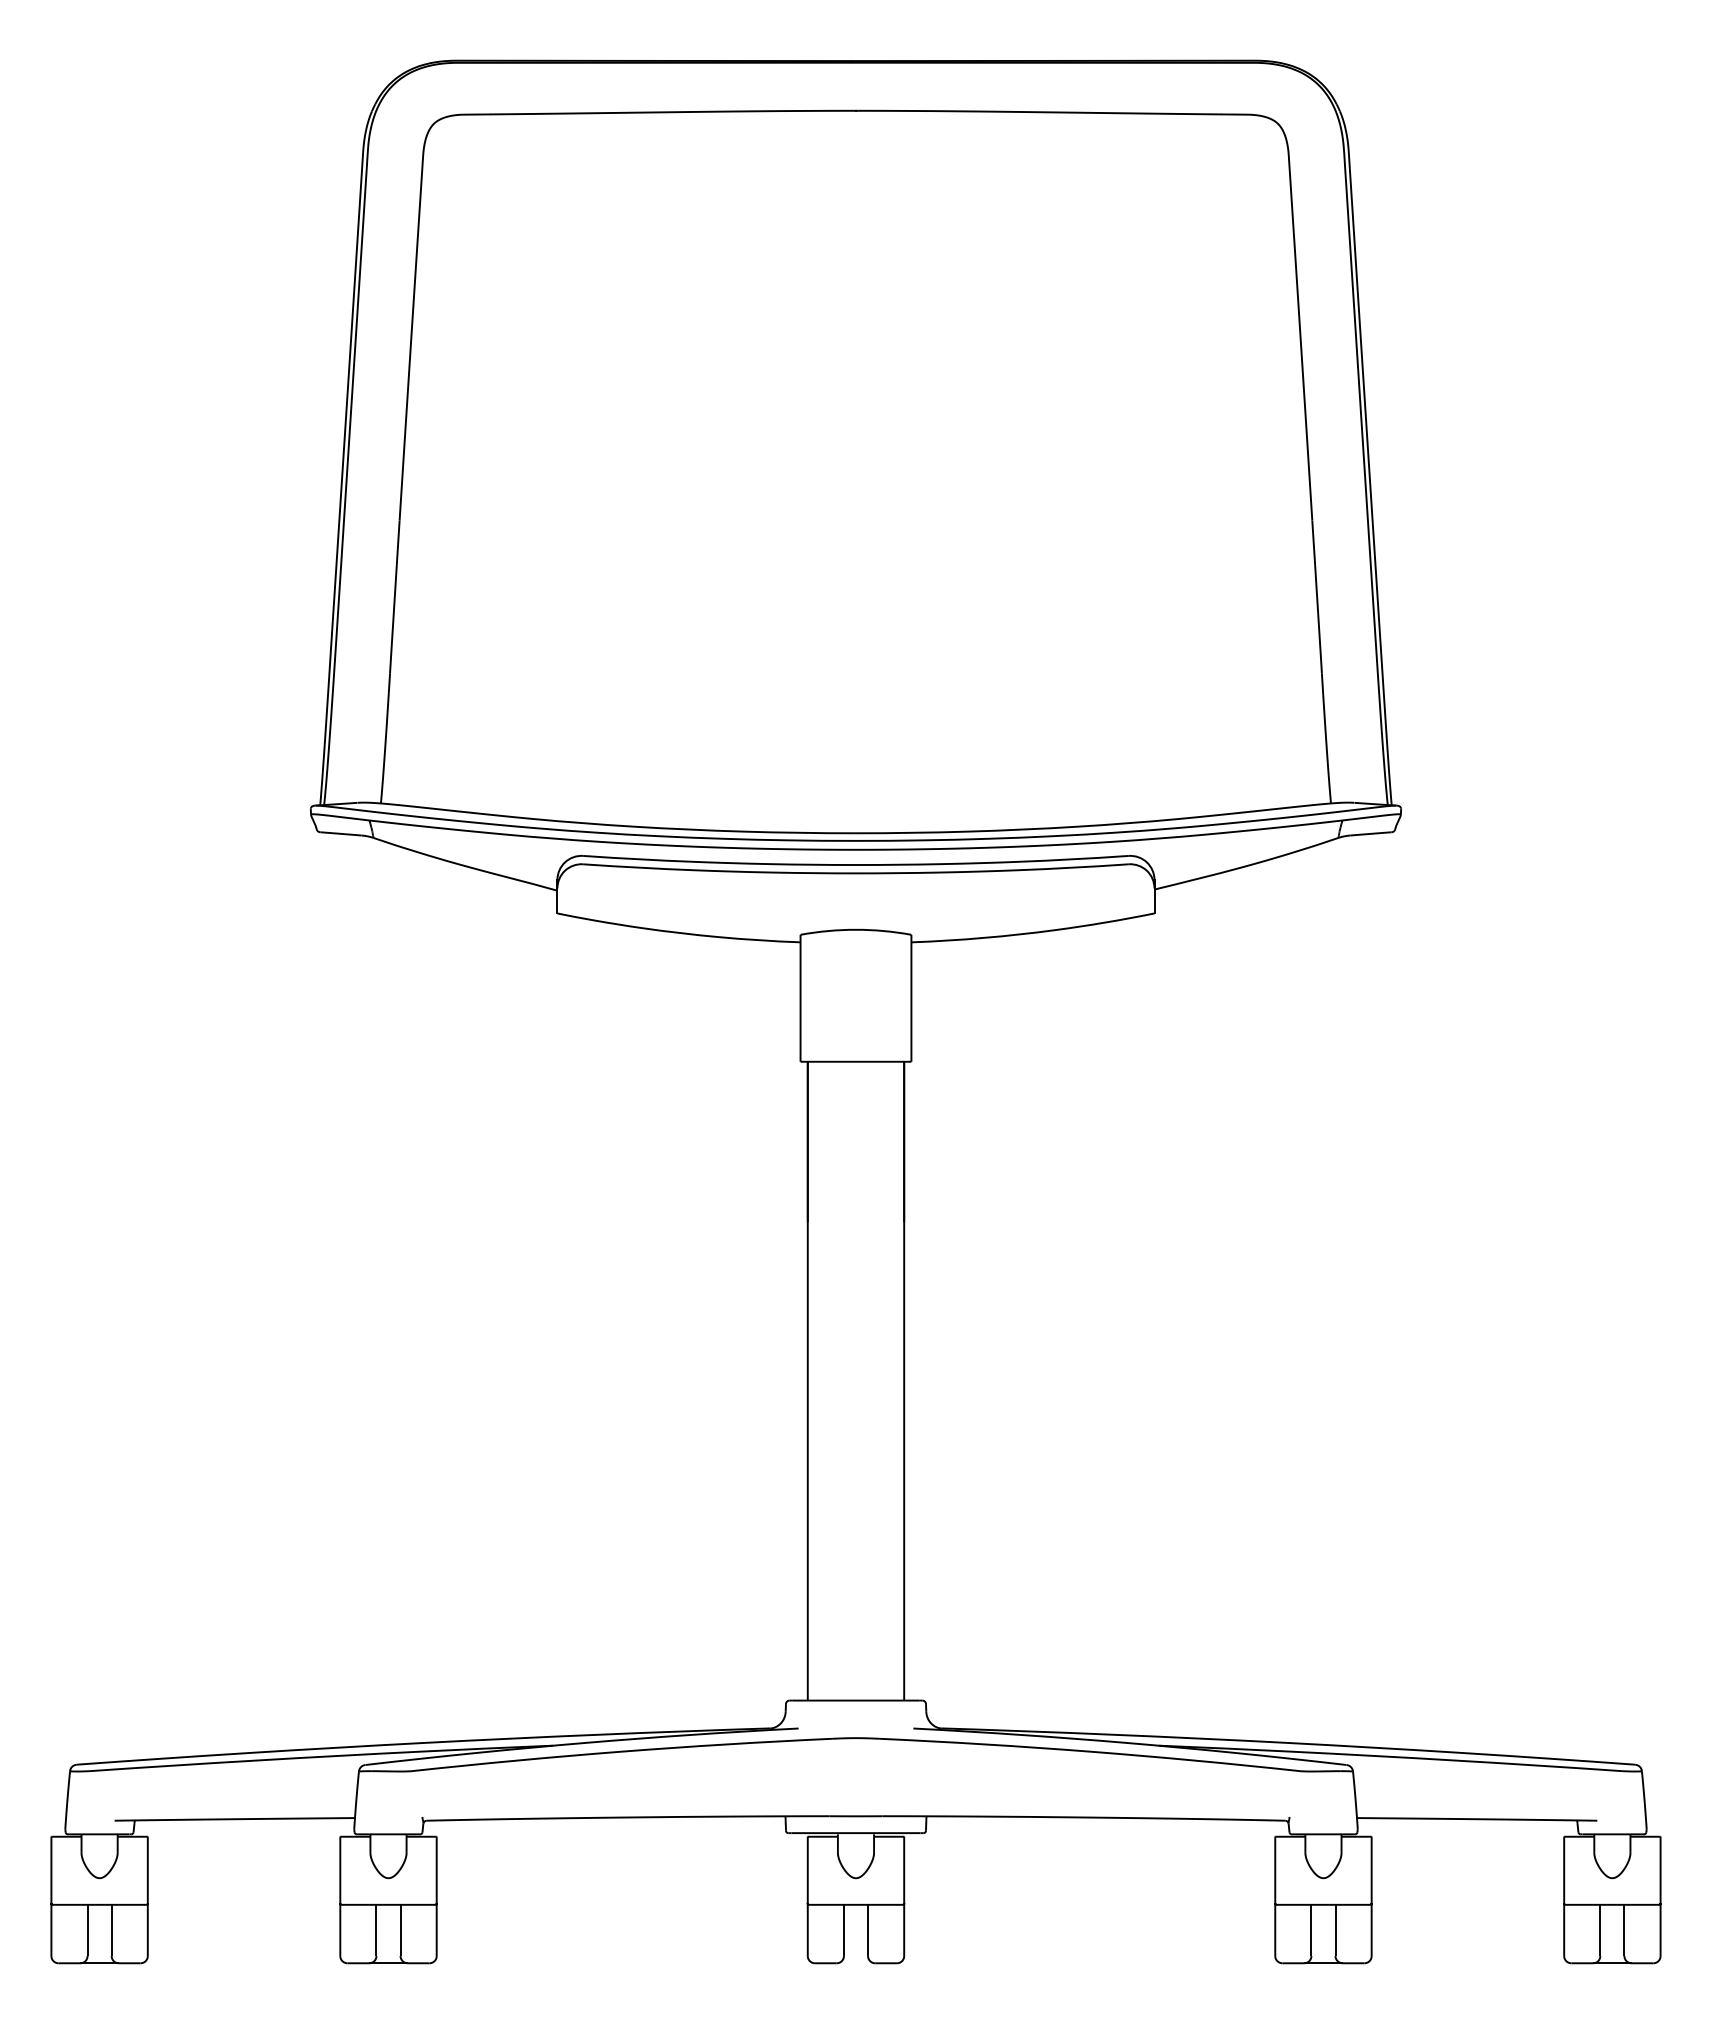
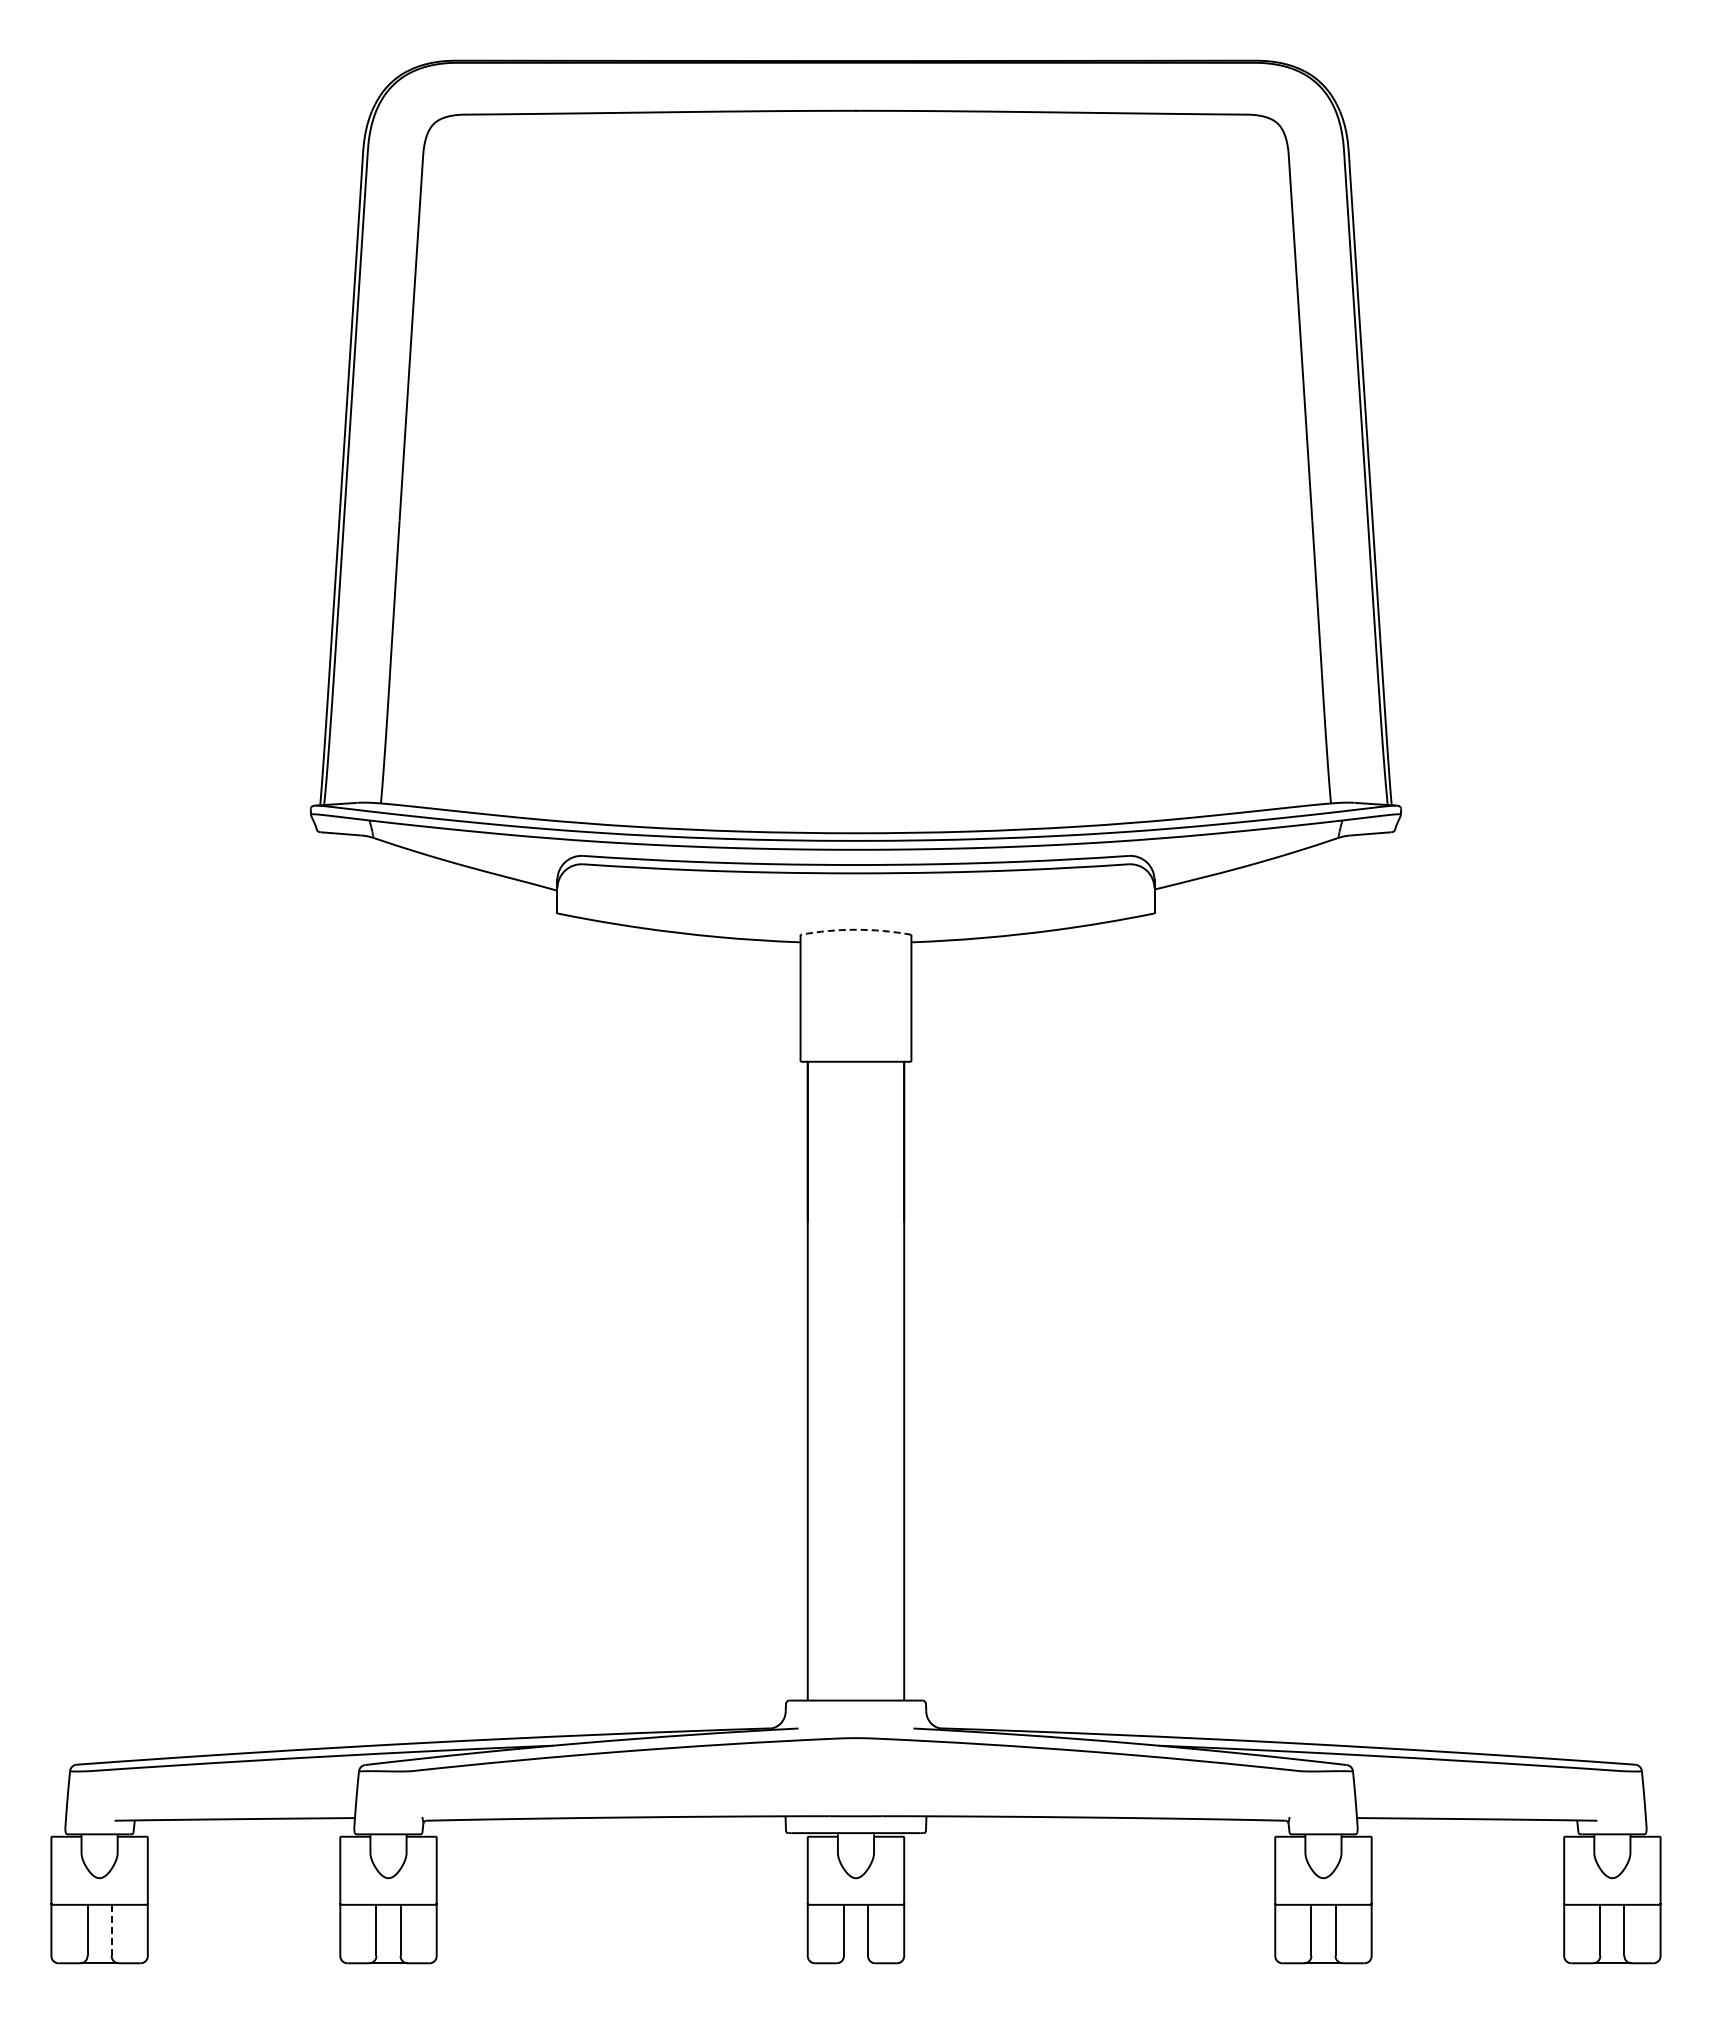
arc: solid -> dashed (855, 929)
line: solid -> dashed (111, 1930)
